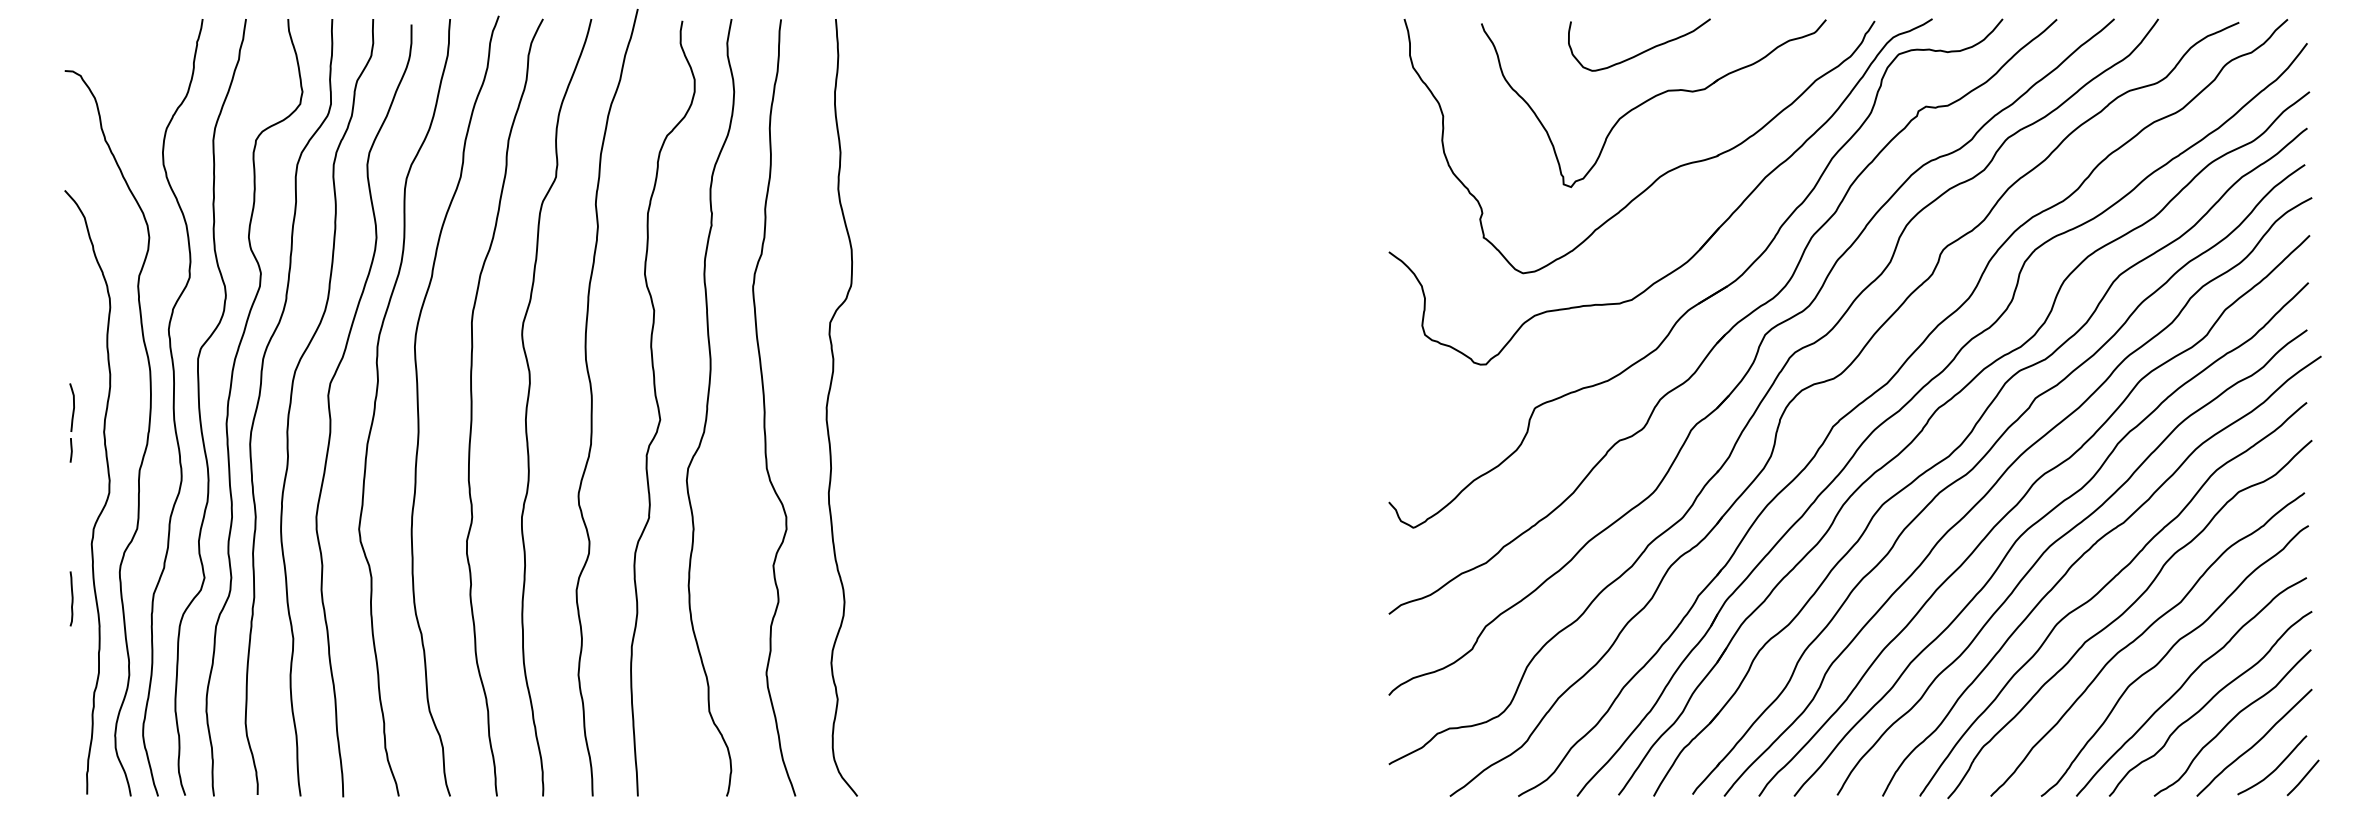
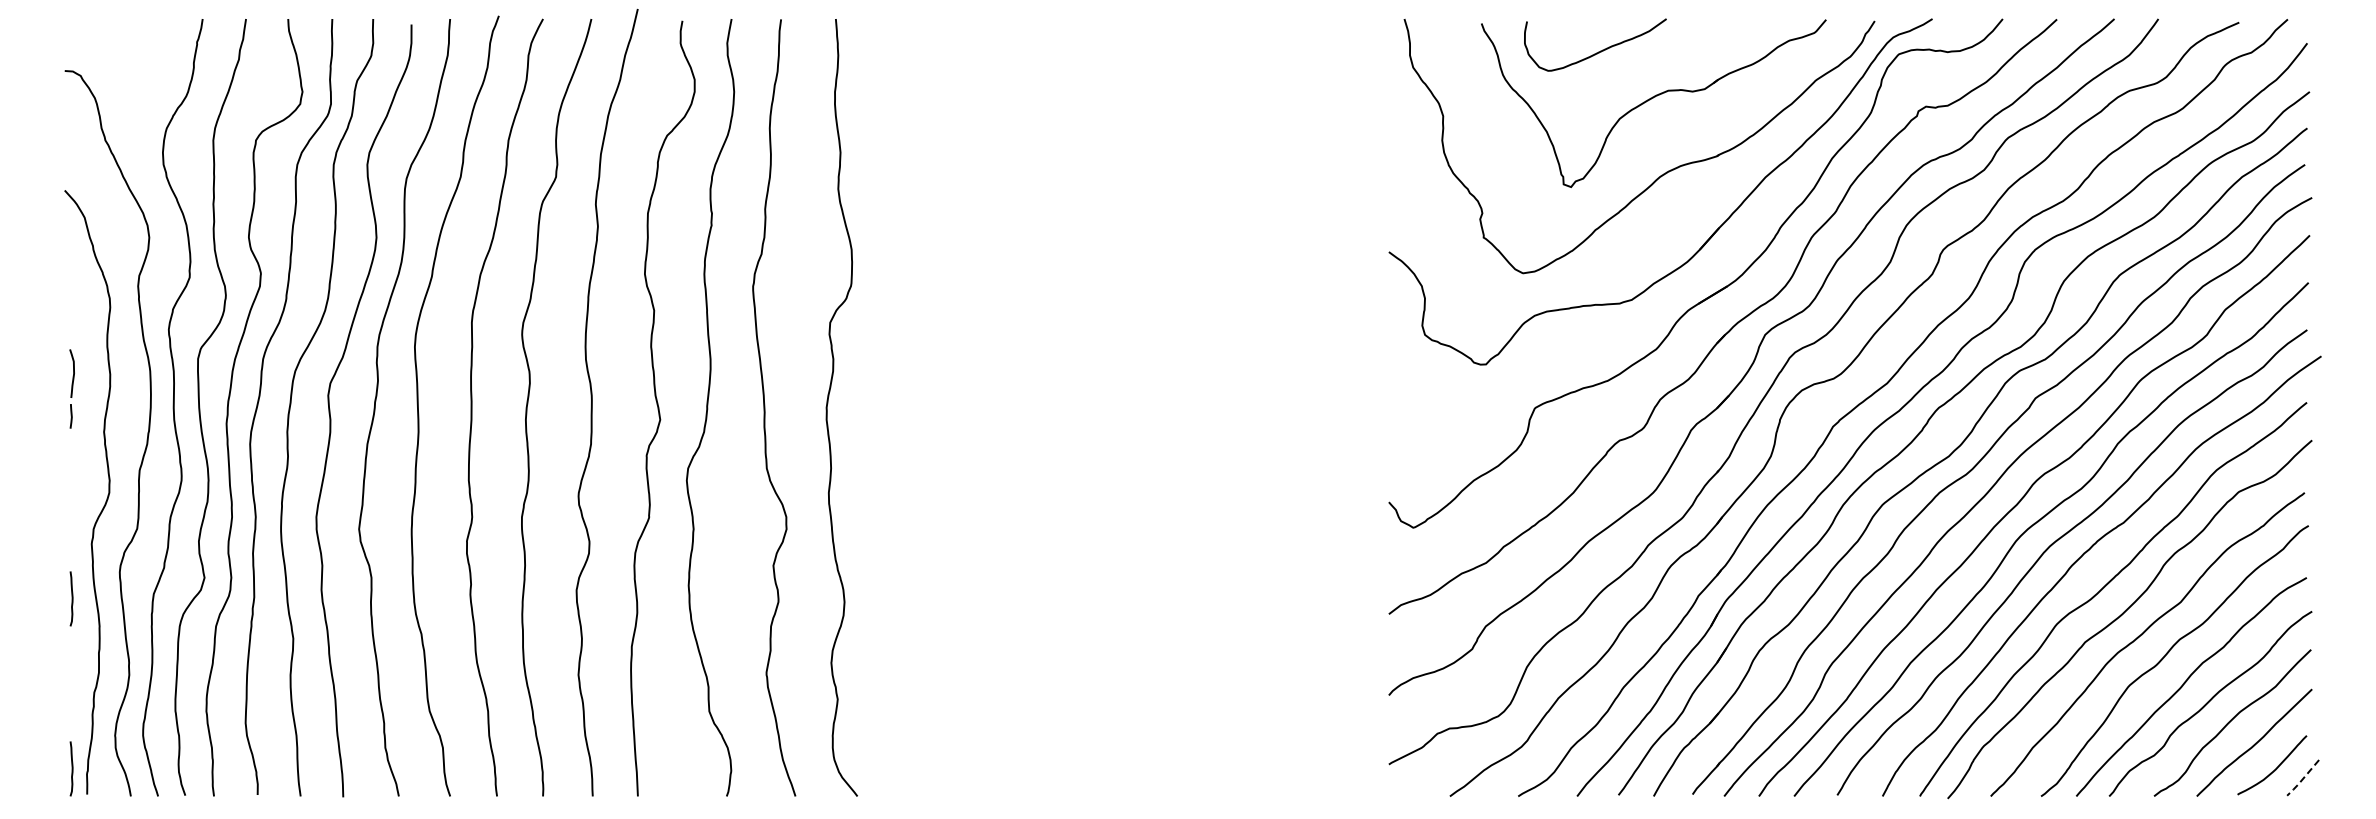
curve position: (1642, 51) -> (1598, 51) (1598, 51)
part position: (71, 422) -> (71, 388) (71, 388)
curve: none -> present (71, 768)
line: solid -> dashed (2302, 779)
